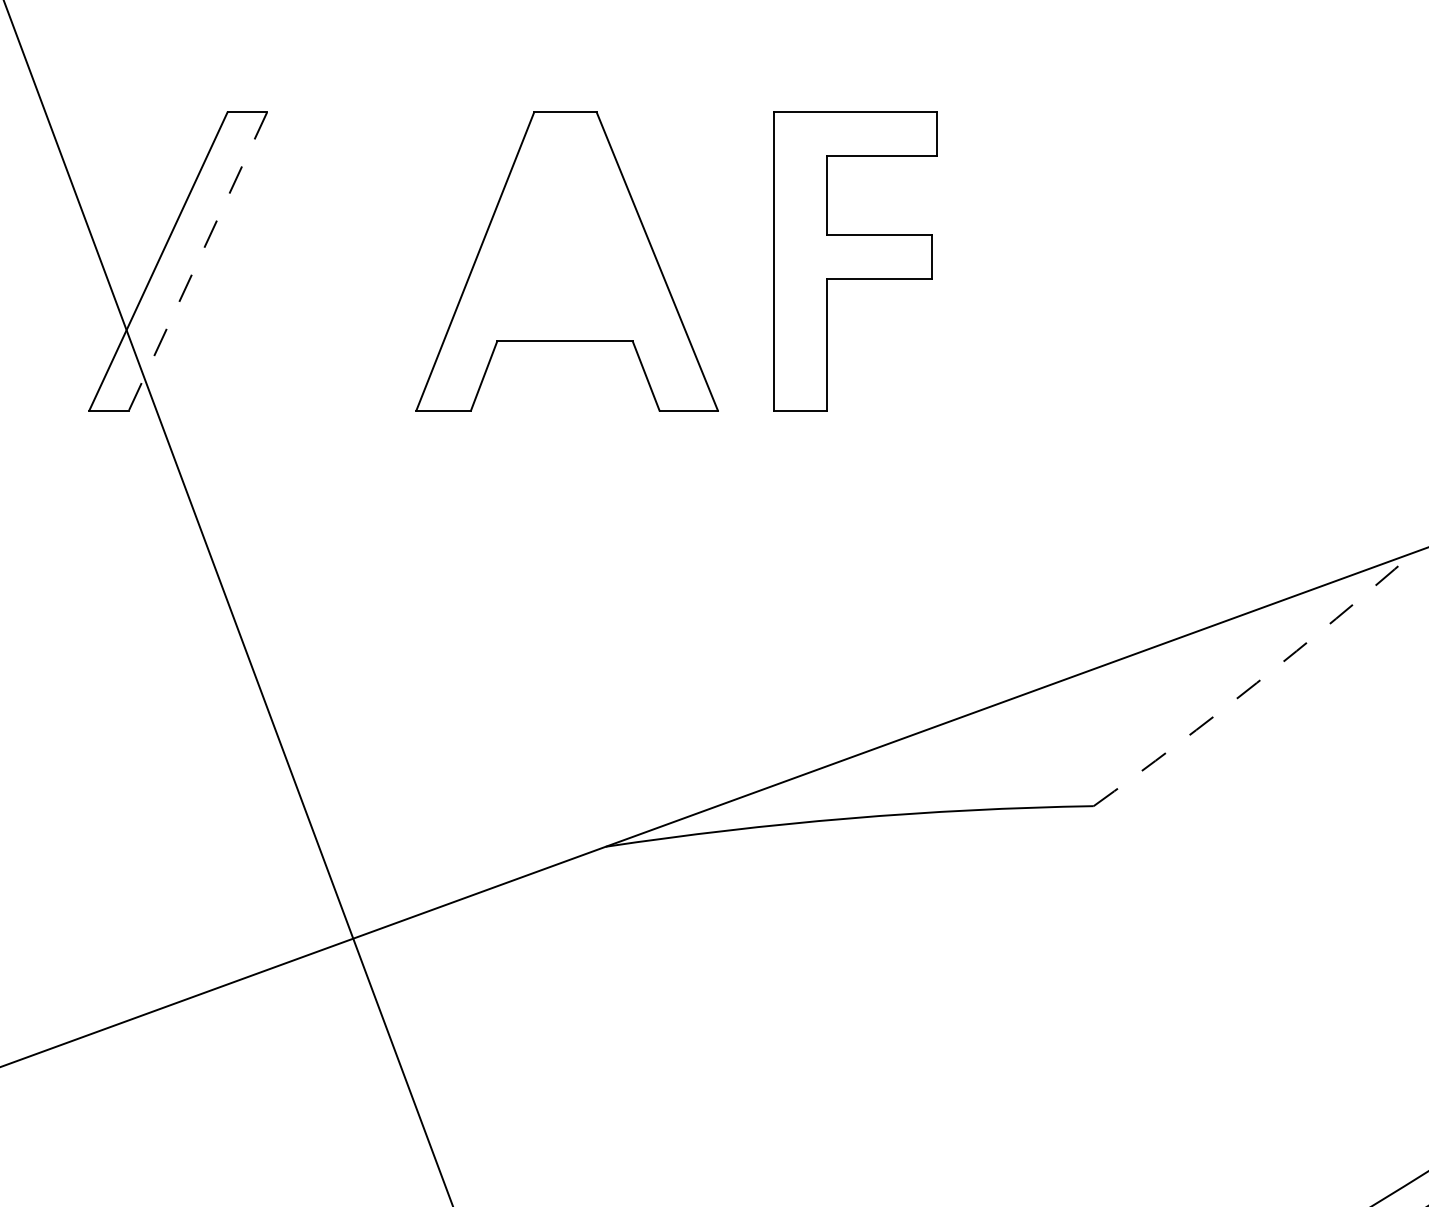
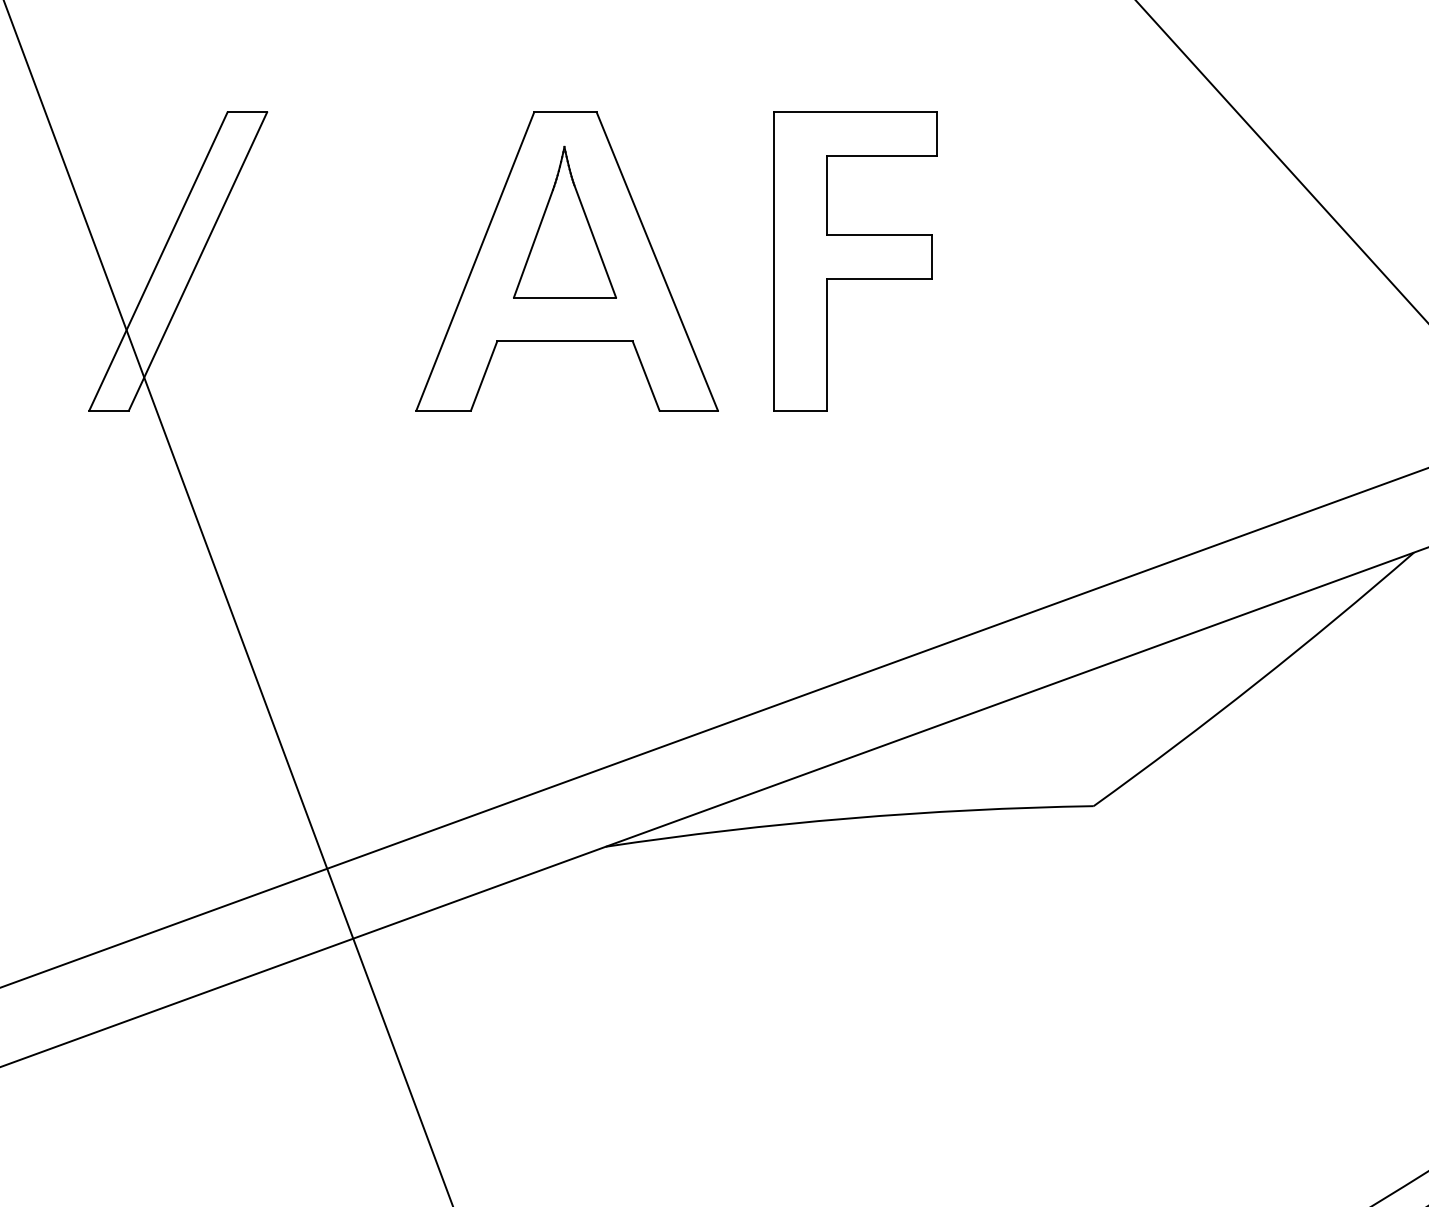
line: none -> present (1281, 161)
part: none -> present (564, 221)
line: dashed -> solid (197, 262)
arc: dashed -> solid (1256, 683)
line: none -> present (713, 728)
